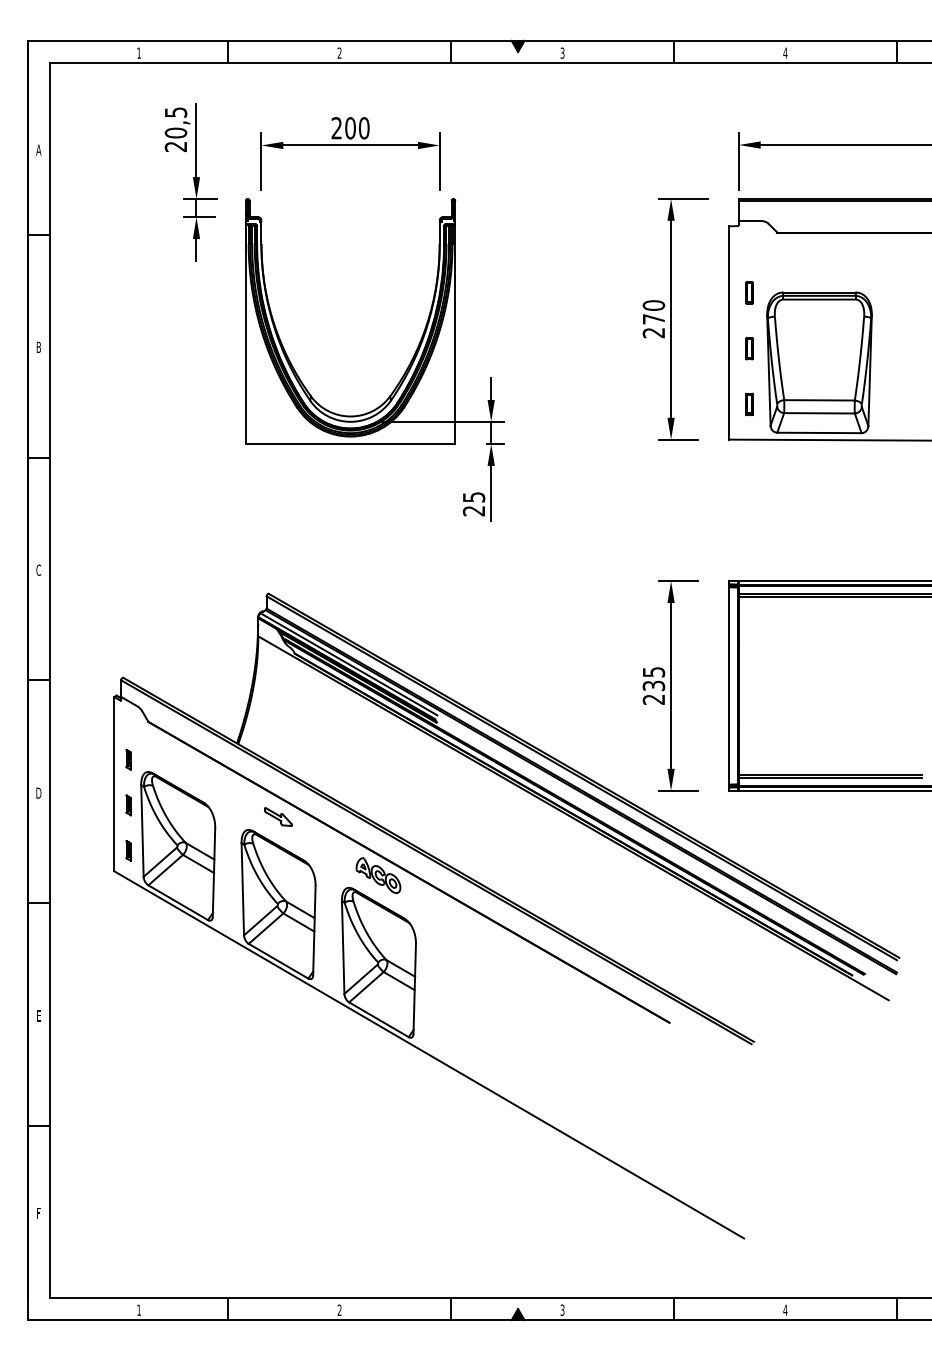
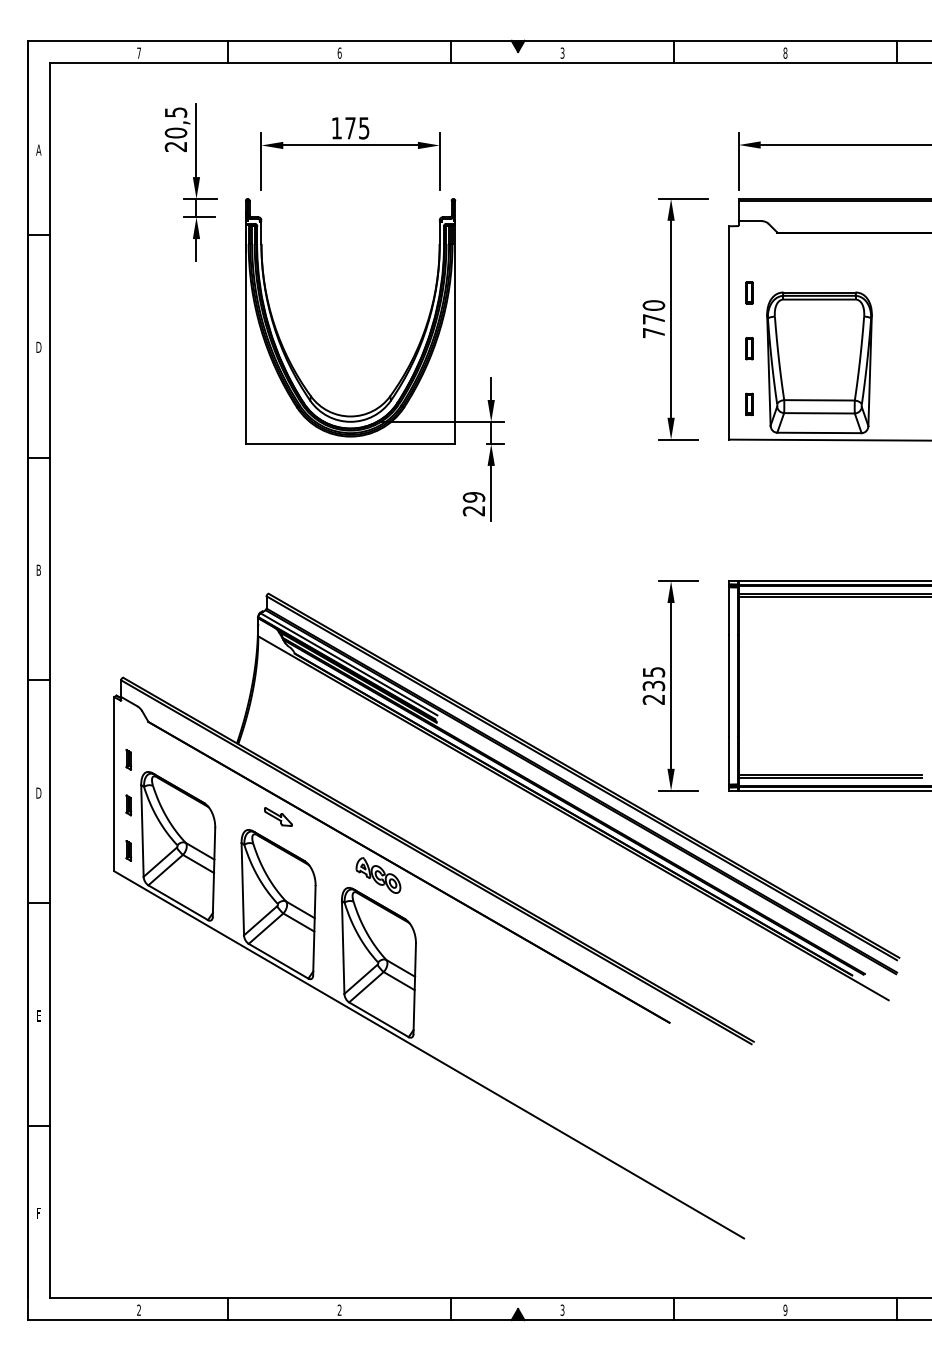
text: 1 -> 7 (138, 52)
text: 2 -> 6 (339, 52)
text: 4 -> 8 (785, 52)
text: 200 -> 175 (350, 128)
text: 270 -> 770 (653, 333)
text: B -> D (38, 347)
text: 25 -> 29 (473, 497)
text: C -> B (38, 569)
text: 1 -> 2 (138, 1309)
text: 4 -> 9 (785, 1309)
